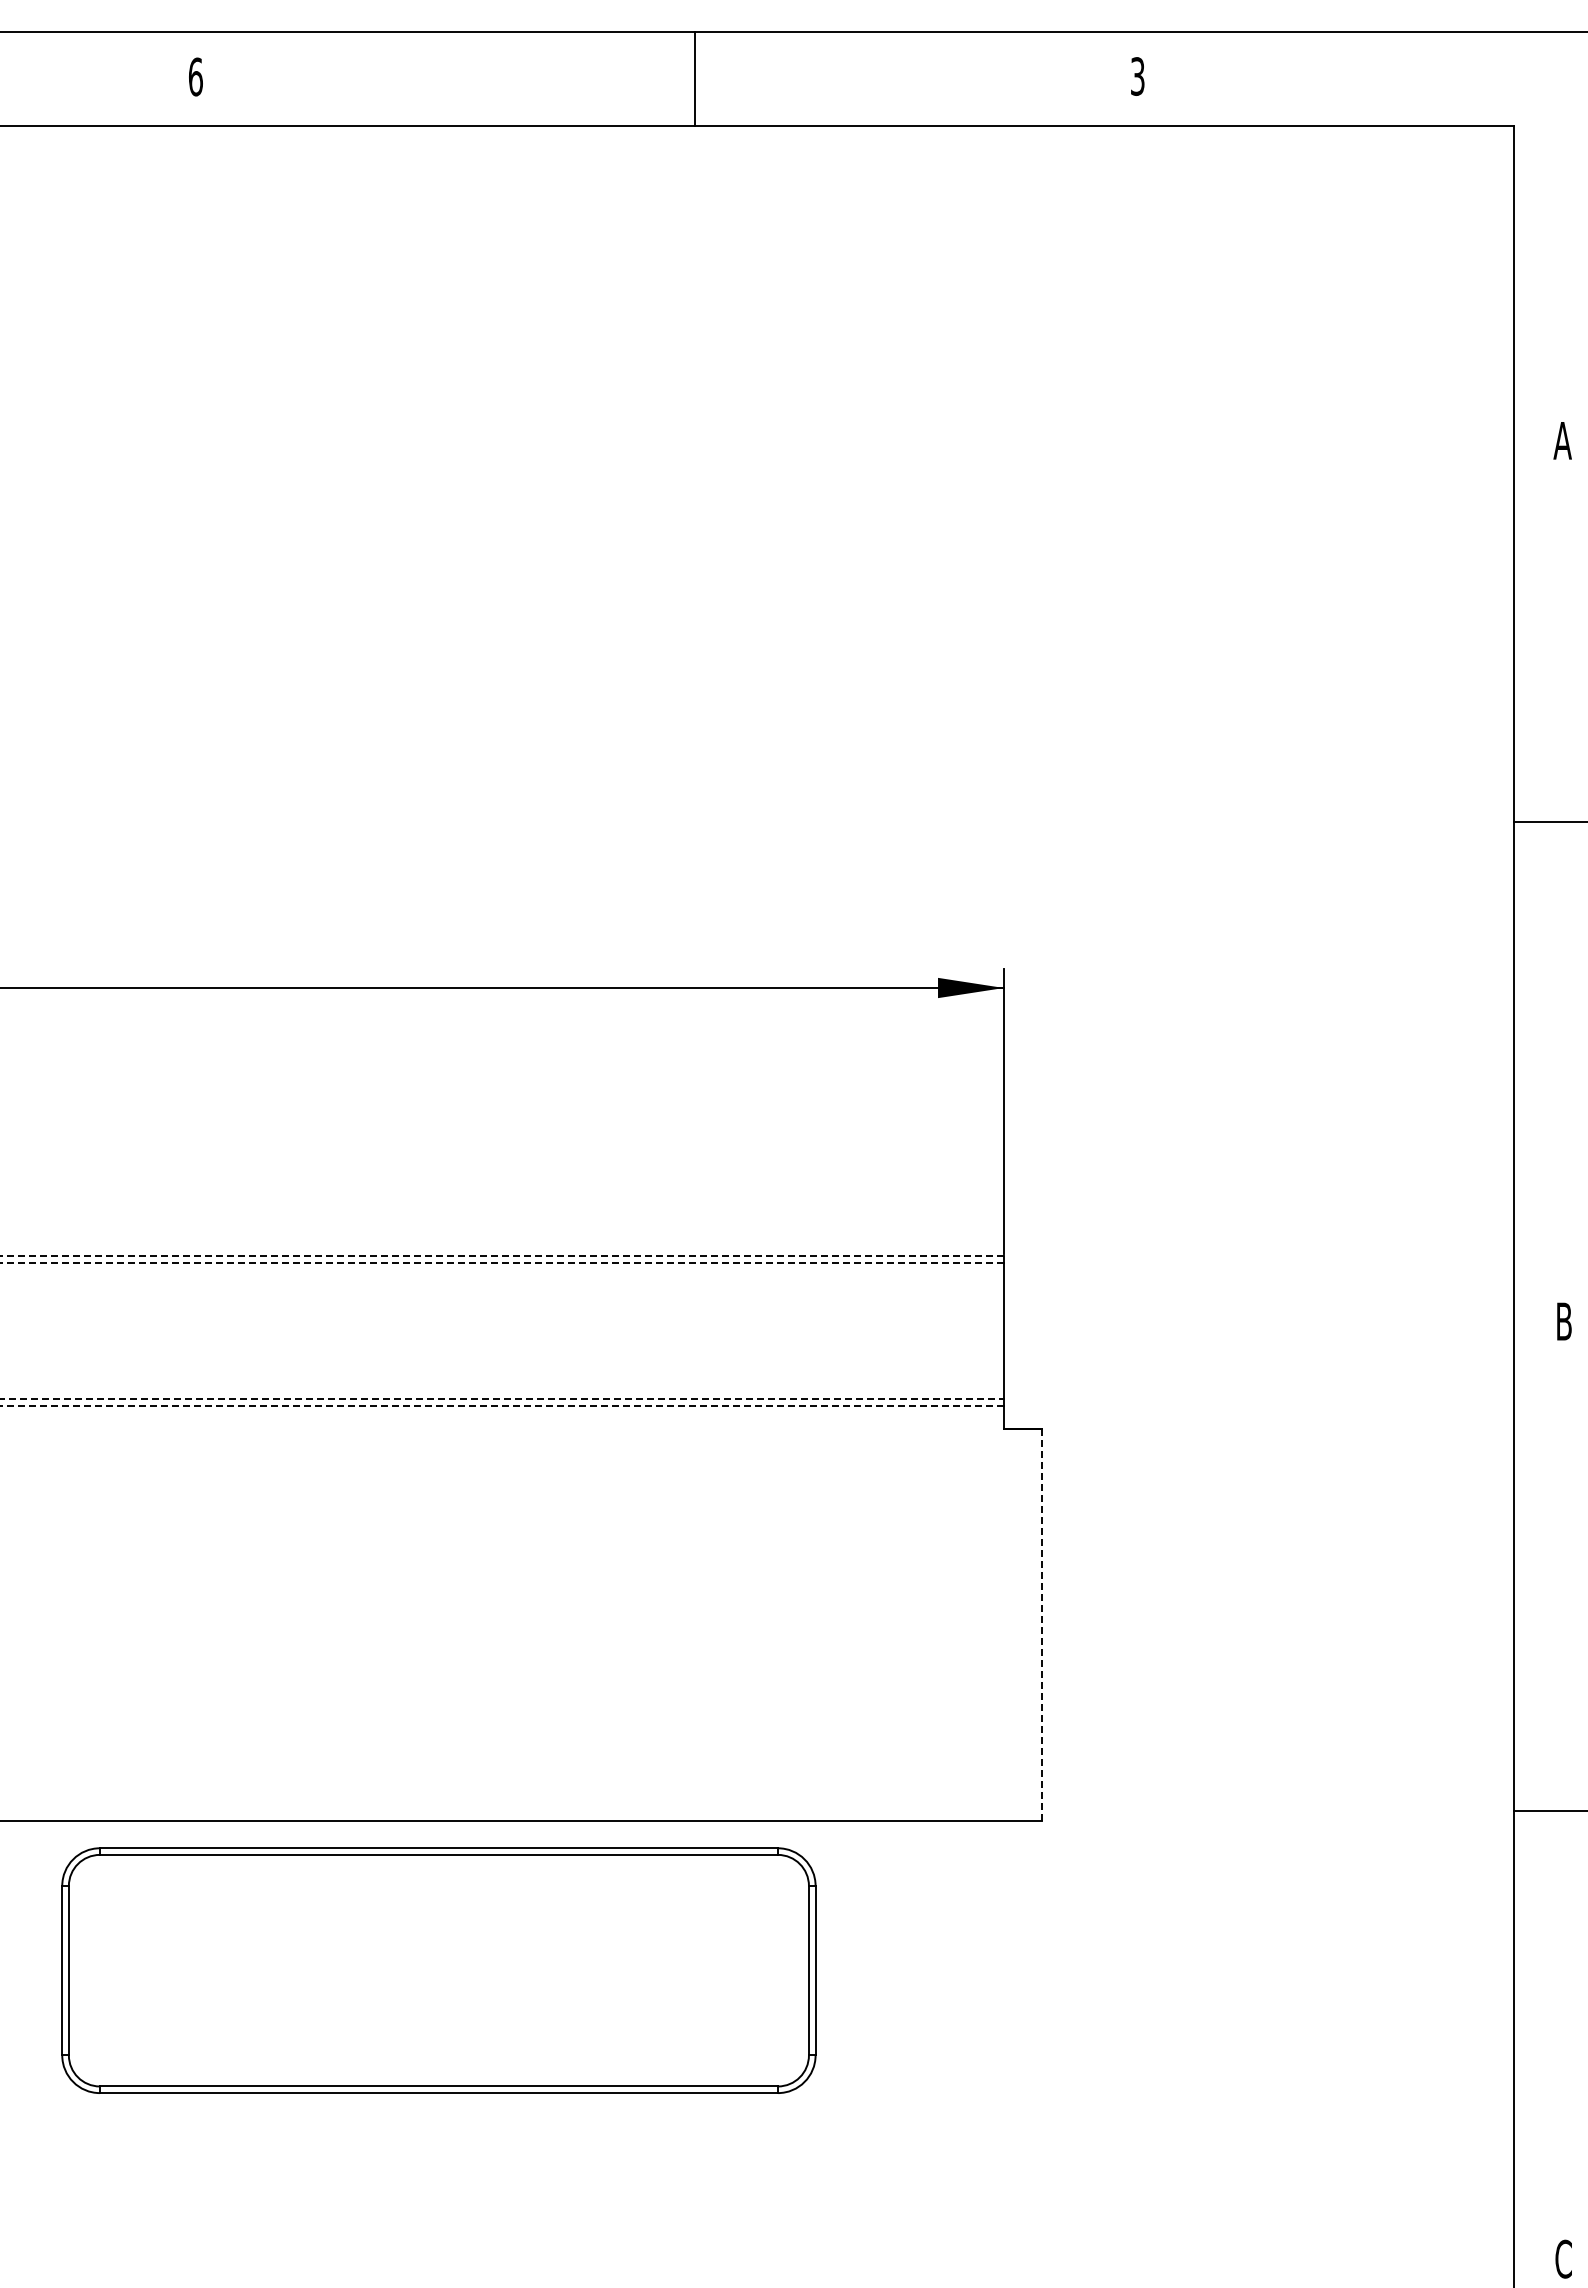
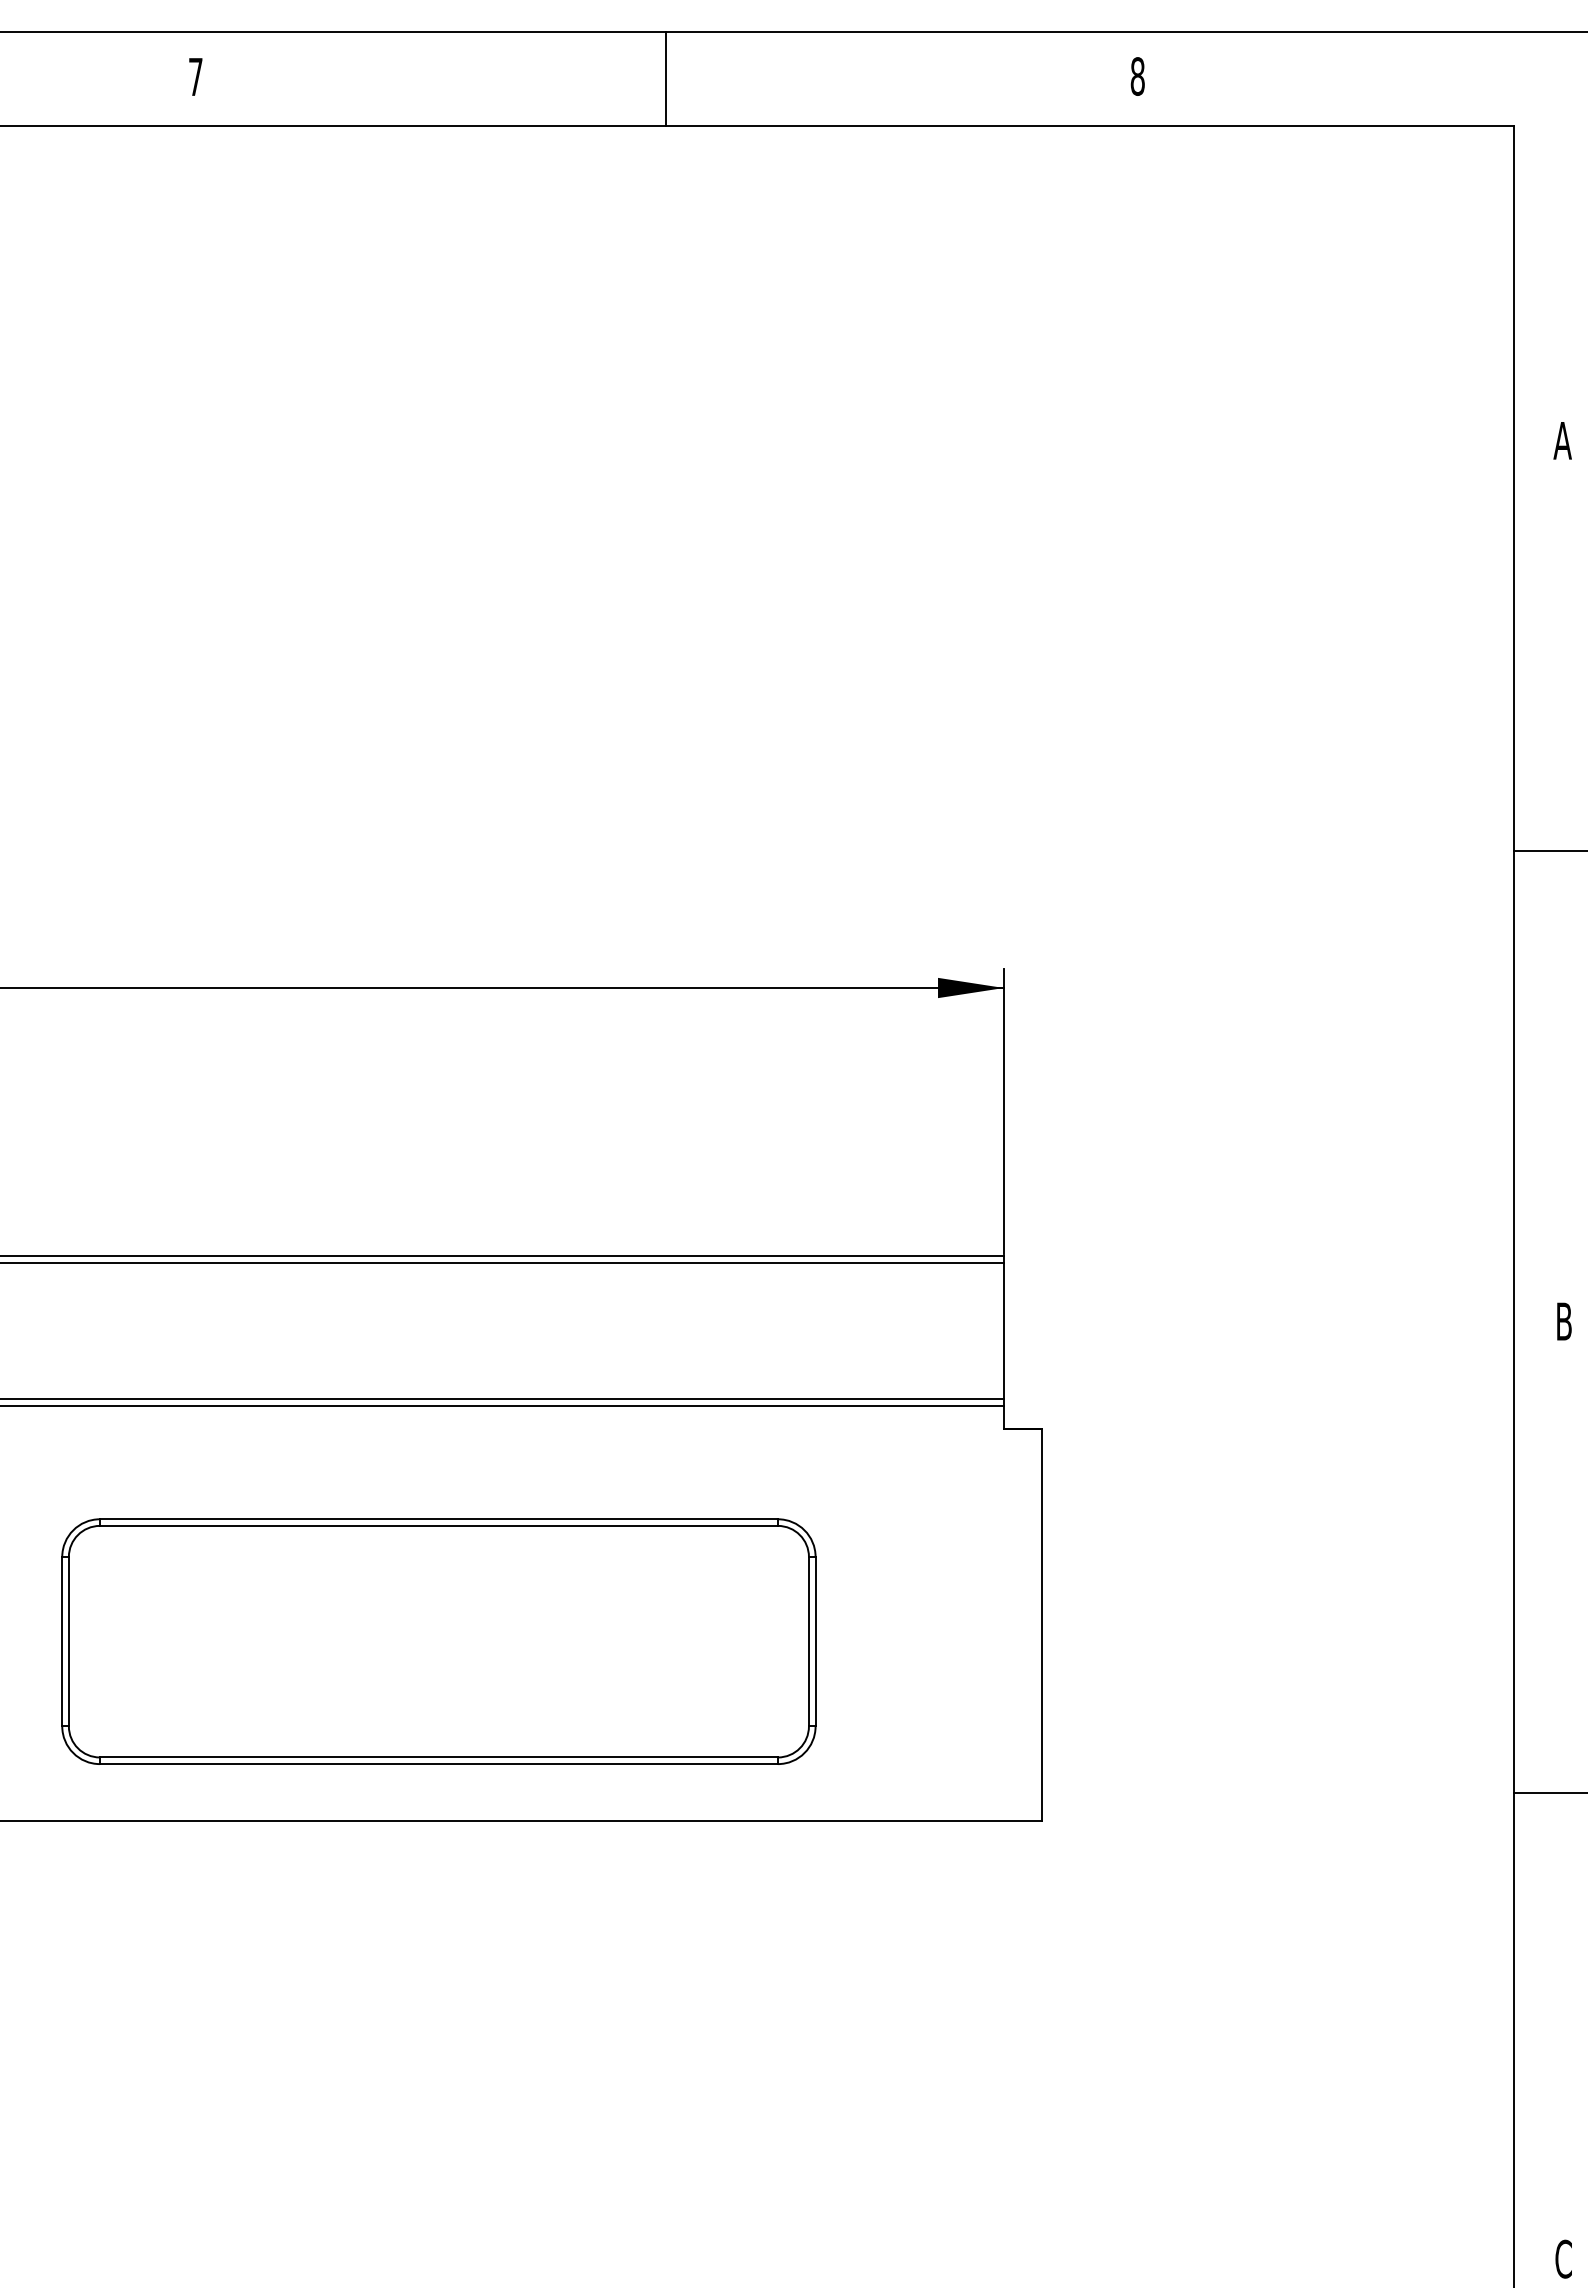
text: 6 -> 7 (195, 76)
text: 3 -> 8 (1137, 76)
line position: (695, 78) -> (666, 78) (666, 78)
line position: (1548, 822) -> (1548, 851) (1548, 851)
line: dashed -> solid (501, 1255)
line: dashed -> solid (501, 1263)
line: dashed -> solid (501, 1398)
line: dashed -> solid (501, 1405)
line: dashed -> solid (1041, 1624)
line position: (1548, 1810) -> (1548, 1792) (1548, 1792)
part position: (438, 1970) -> (438, 1641) (438, 1641)
